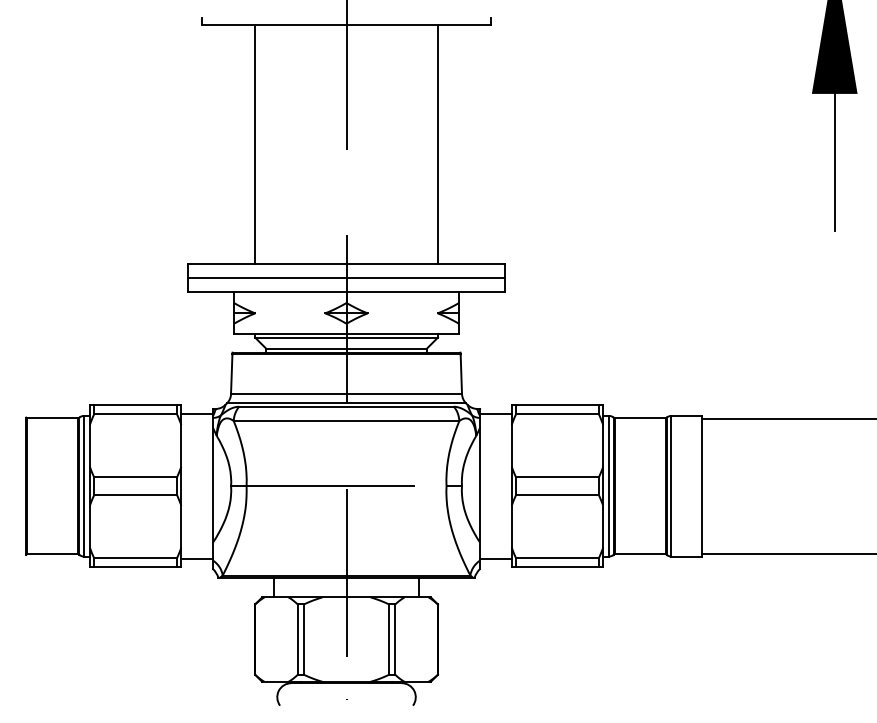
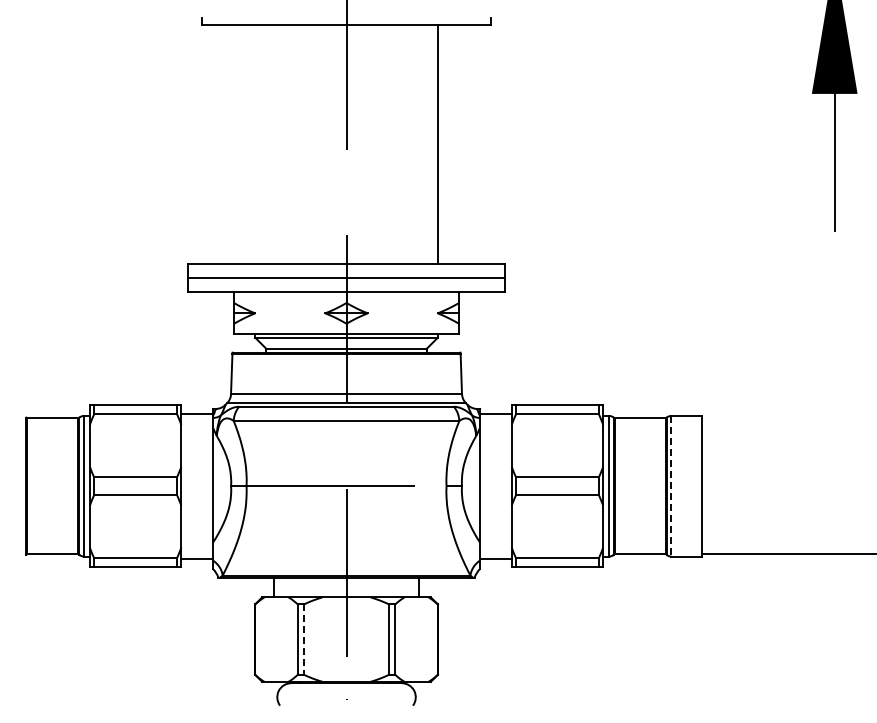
line: present -> none (255, 144)
line: present -> none (787, 418)
line: solid -> dashed (671, 486)
line: solid -> dashed (303, 640)
